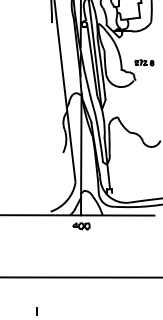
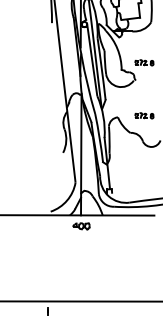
part: none -> present (144, 115)
line position: (80, 277) -> (80, 301) (80, 301)
part position: (36, 311) -> (47, 311) (47, 311)
